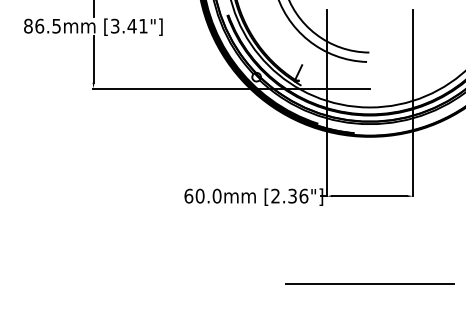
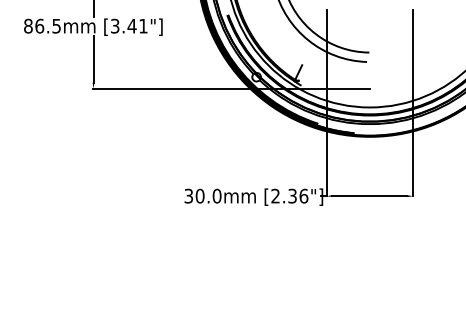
text: 60.0mm -> 30.0mm (188, 195)
line: present -> none (369, 283)
